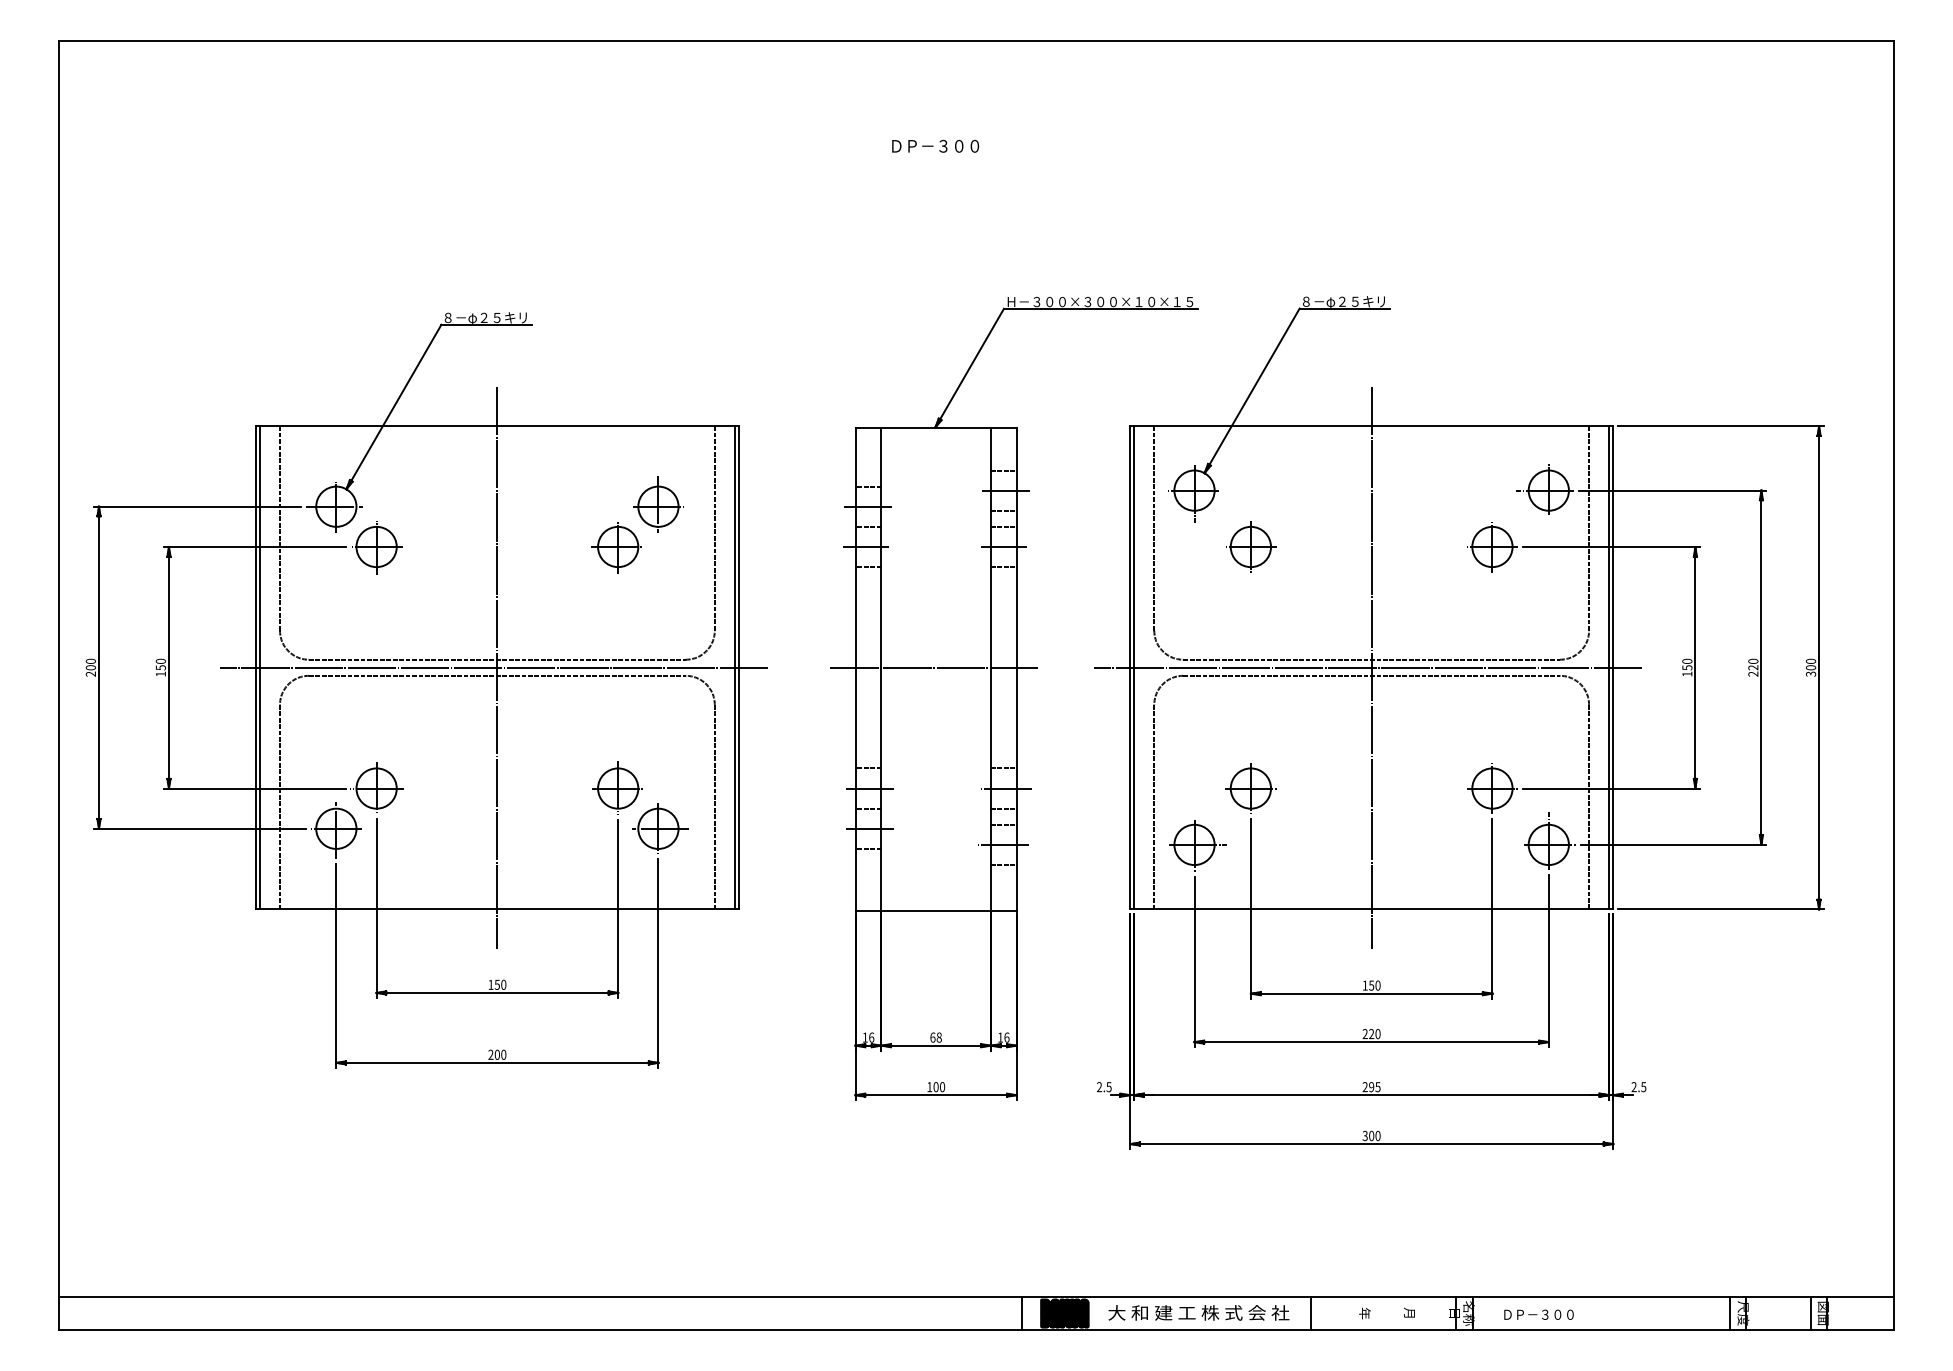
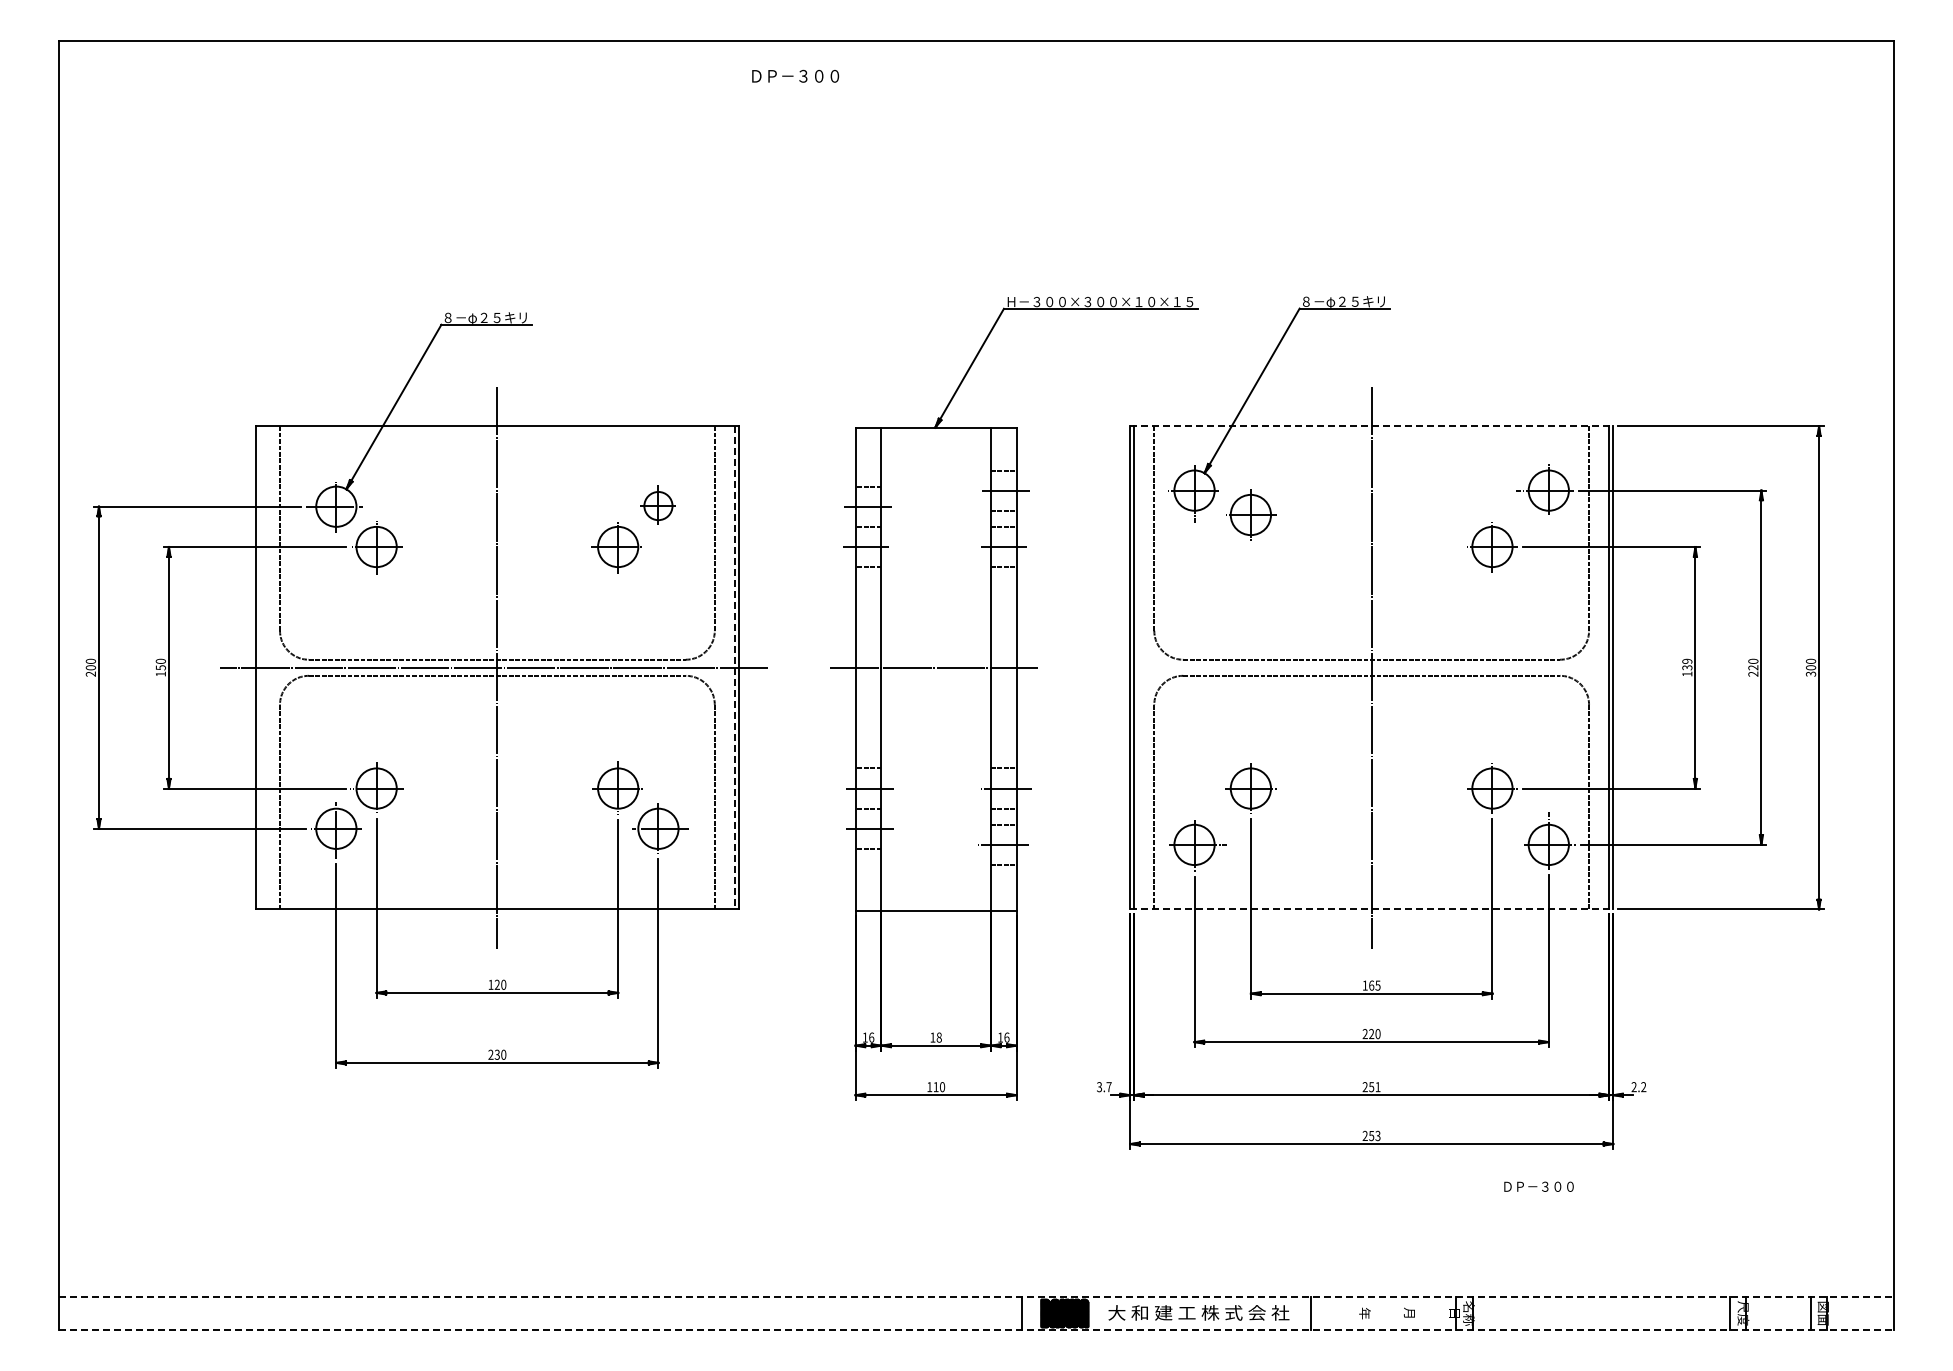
text position: (935, 145) -> (795, 75) (795, 75)
line: solid -> dashed (1371, 426)
part size: 51x57 px -> 36x40 px (657, 504)
part position: (1251, 546) -> (1251, 514) (1251, 514)
text: 150 -> 139 (1687, 664)
line: present -> none (259, 667)
line: solid -> dashed (734, 667)
line: present -> none (1367, 667)
line: solid -> dashed (1371, 909)
text: 150 -> 120 (496, 984)
text: 150 -> 165 (1374, 985)
text: 68 -> 18 (932, 1037)
text: 200 -> 230 (496, 1054)
text: 100 -> 110 (935, 1087)
text: 2.5 -> 3.7 (1104, 1087)
text: 295 -> 251 (1374, 1087)
text: 2.5 -> 2.2 (1643, 1087)
text: 300 -> 253 (1371, 1135)
line: solid -> dashed (976, 1297)
text position: (1538, 1314) -> (1538, 1186) (1538, 1186)
line: solid -> dashed (976, 1329)
